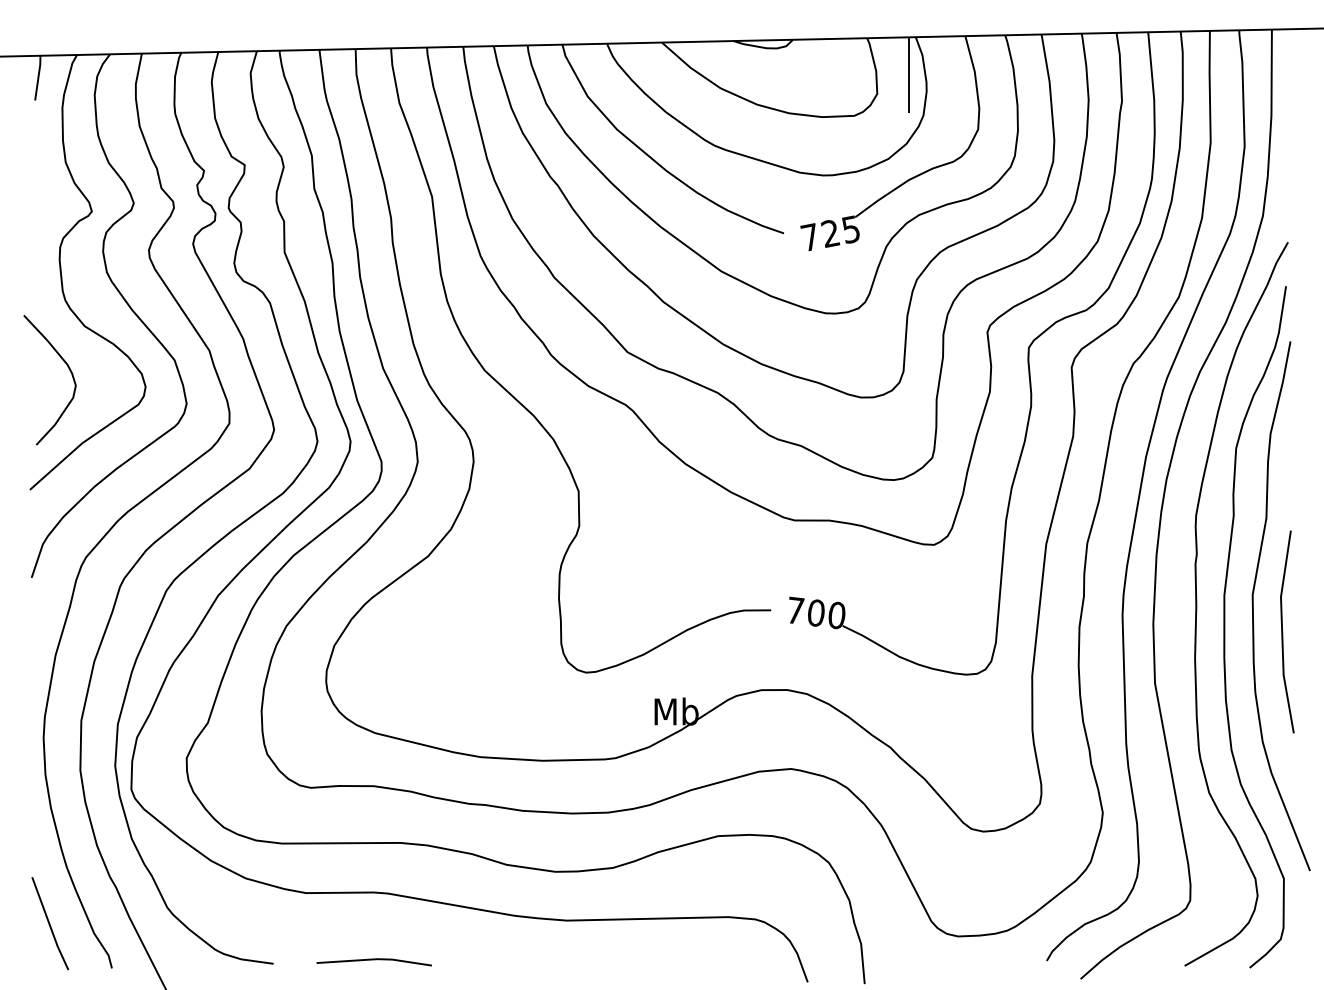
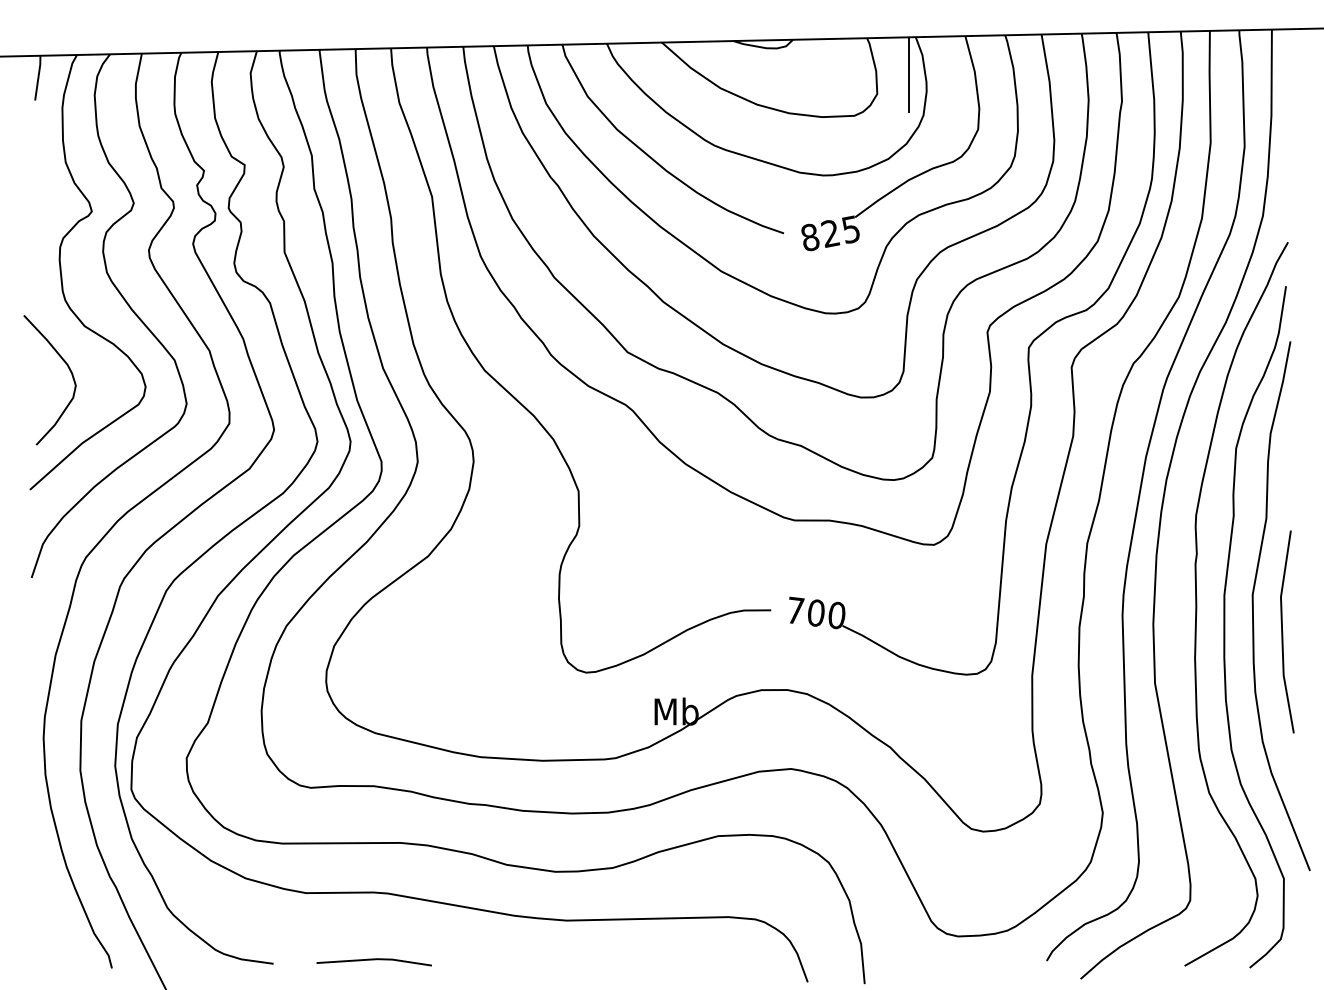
text: 725 -> 825 (809, 237)
line: present -> none (50, 923)
